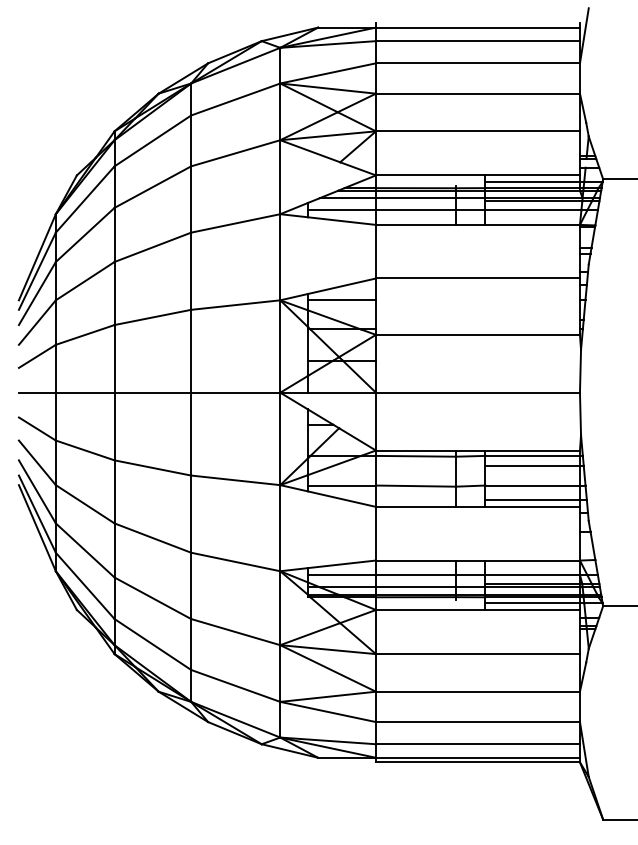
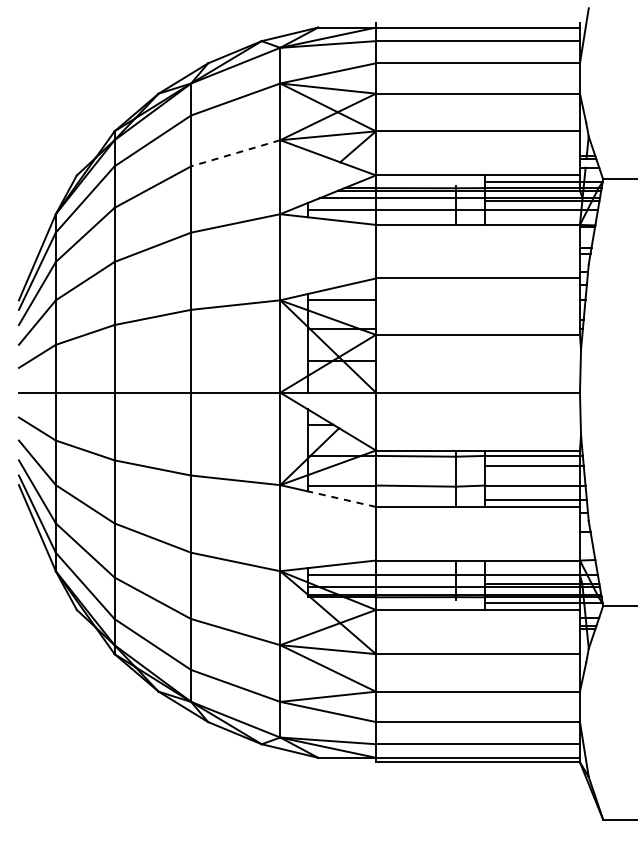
line: solid -> dashed (235, 153)
line: solid -> dashed (341, 499)
